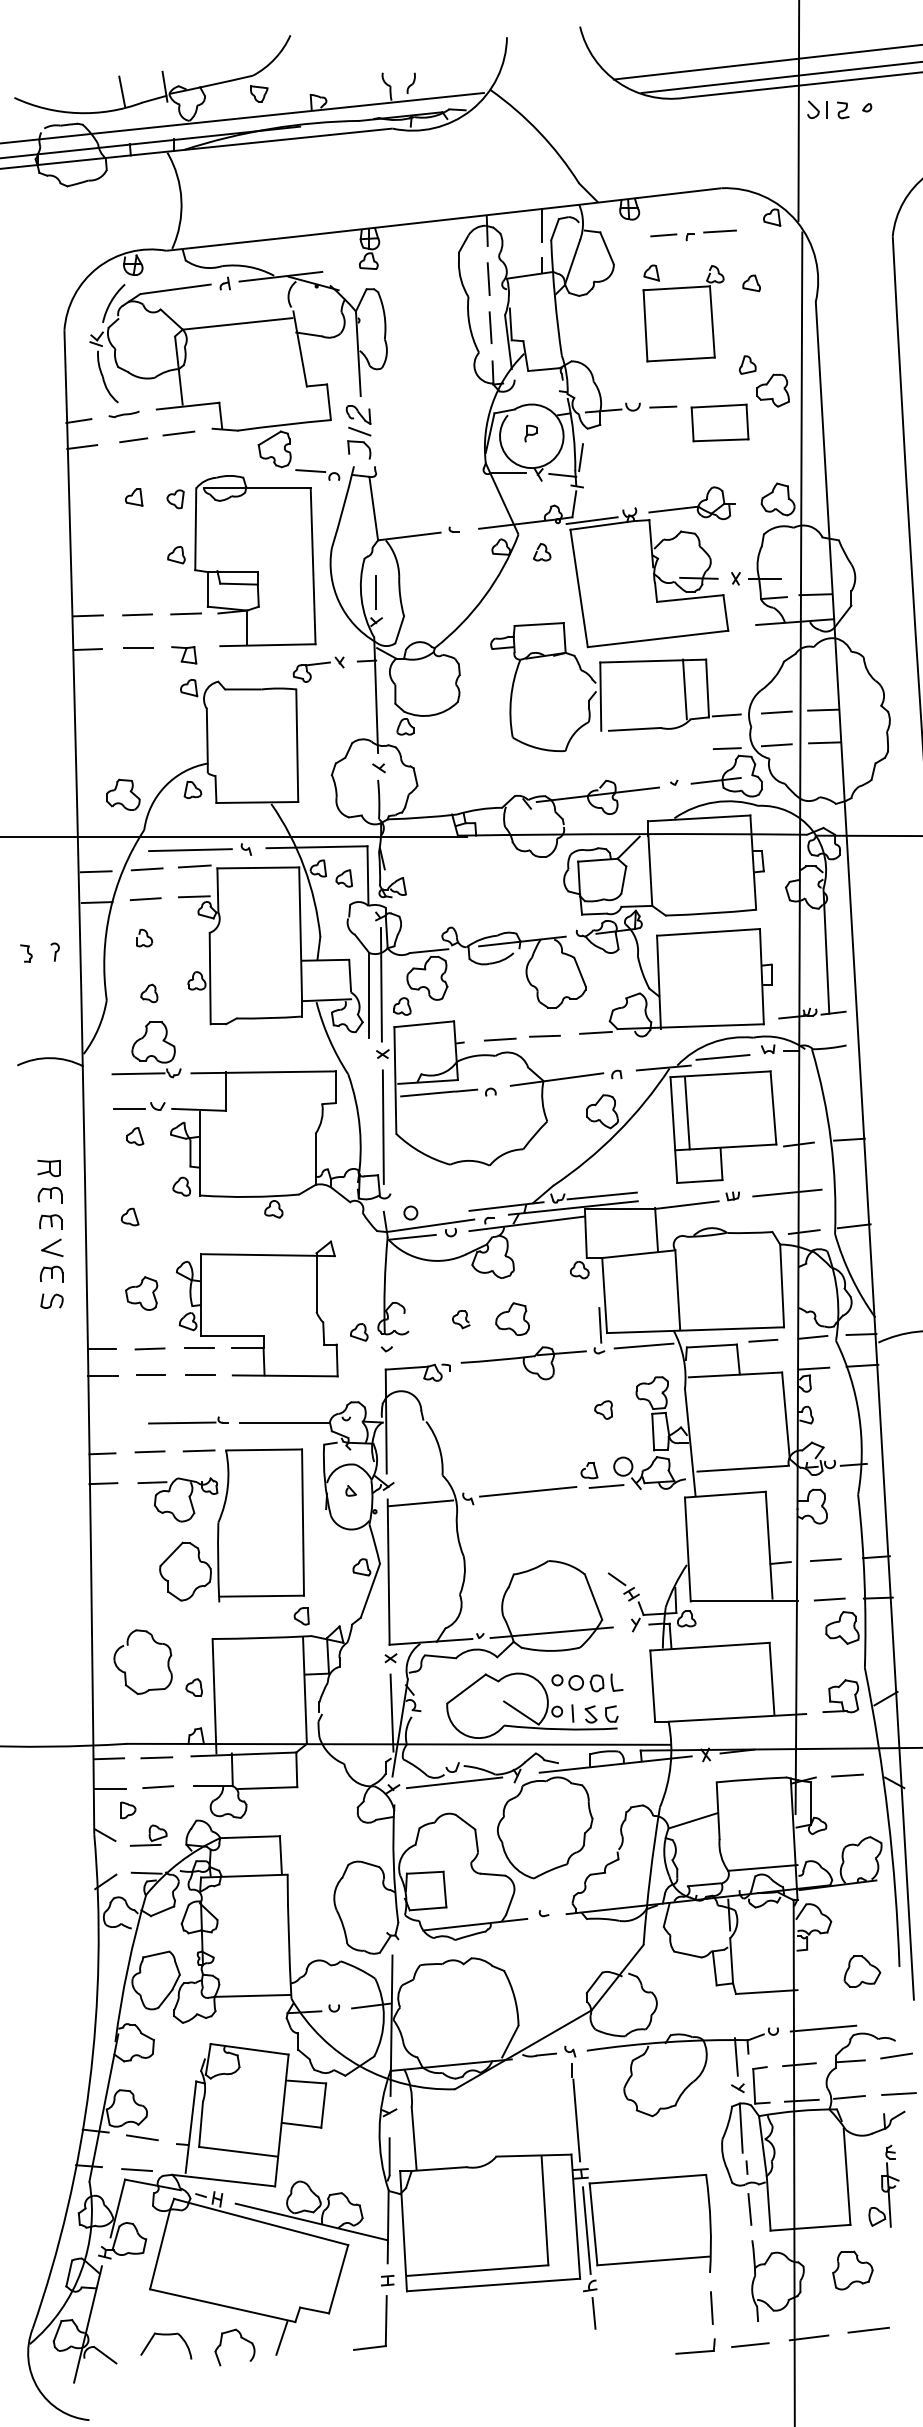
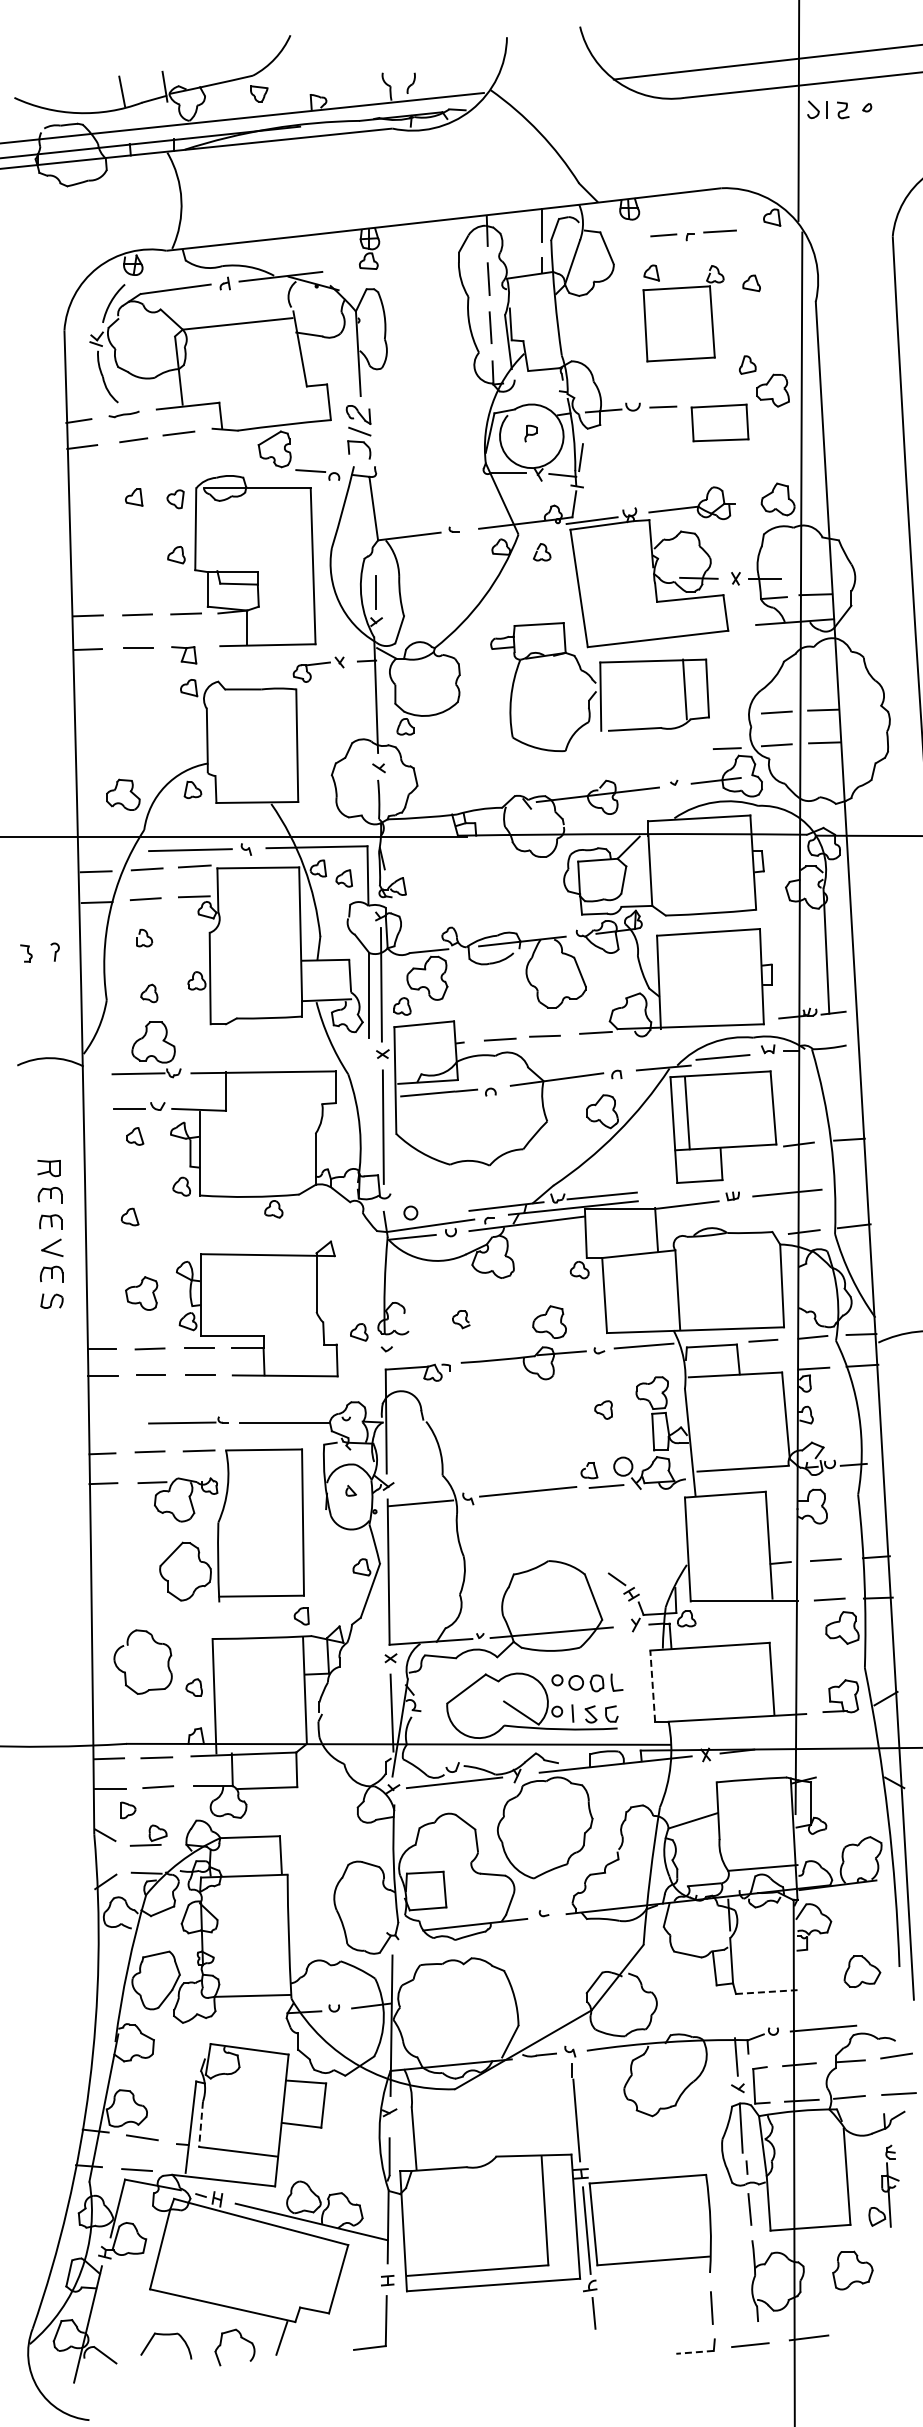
line: present -> none (780, 77)
line: present -> none (726, 715)
part position: (512, 1318) -> (549, 1321) (549, 1321)
line: present -> none (600, 1325)
line: solid -> dashed (652, 1686)
line: present -> none (847, 1775)
line: solid -> dashed (766, 1992)
line: solid -> dashed (201, 2124)
line: present -> none (868, 2329)
line: solid -> dashed (695, 2352)
